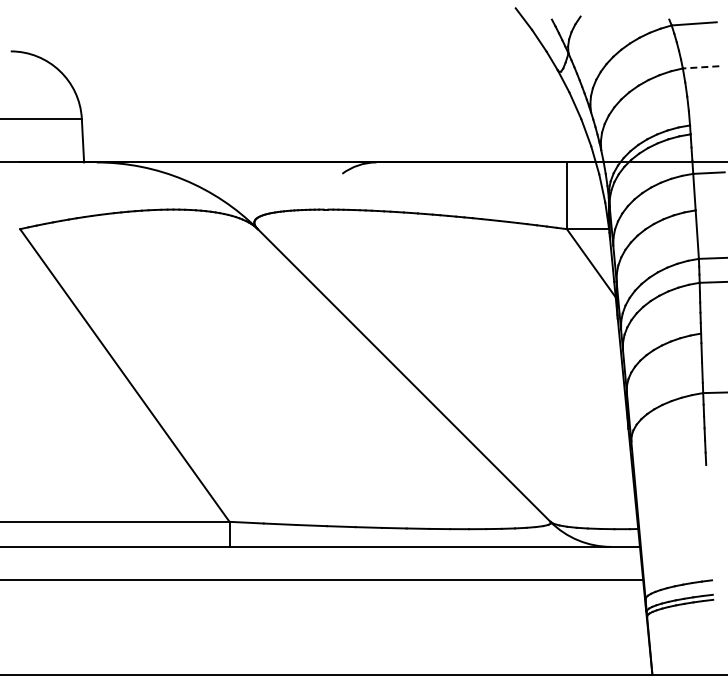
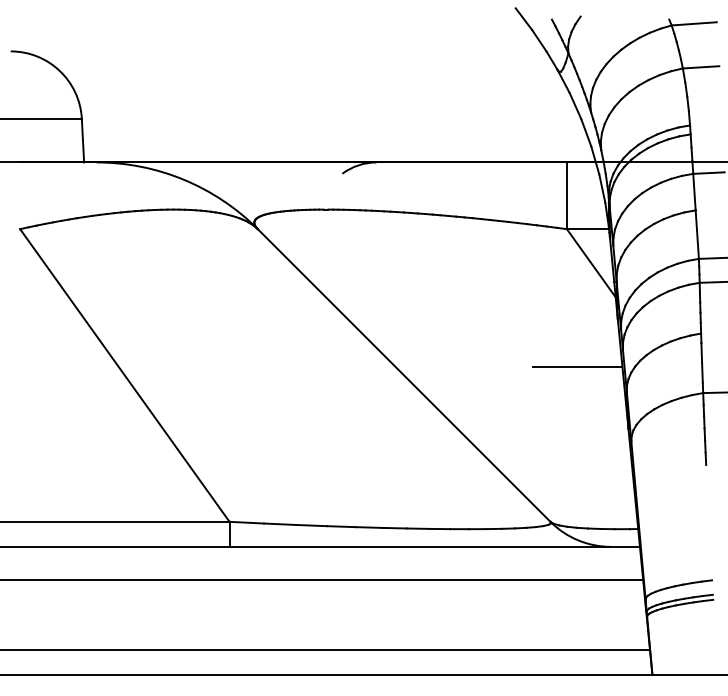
line: dashed -> solid (700, 67)
line: none -> present (577, 367)
line: none -> present (326, 649)
